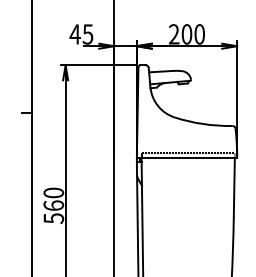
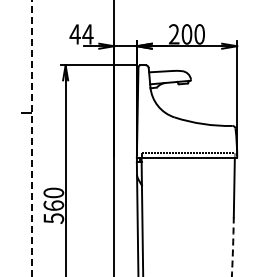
text: 45 -> 44 (87, 34)
line: solid -> dashed (32, 138)
arc: solid -> dashed (233, 247)
